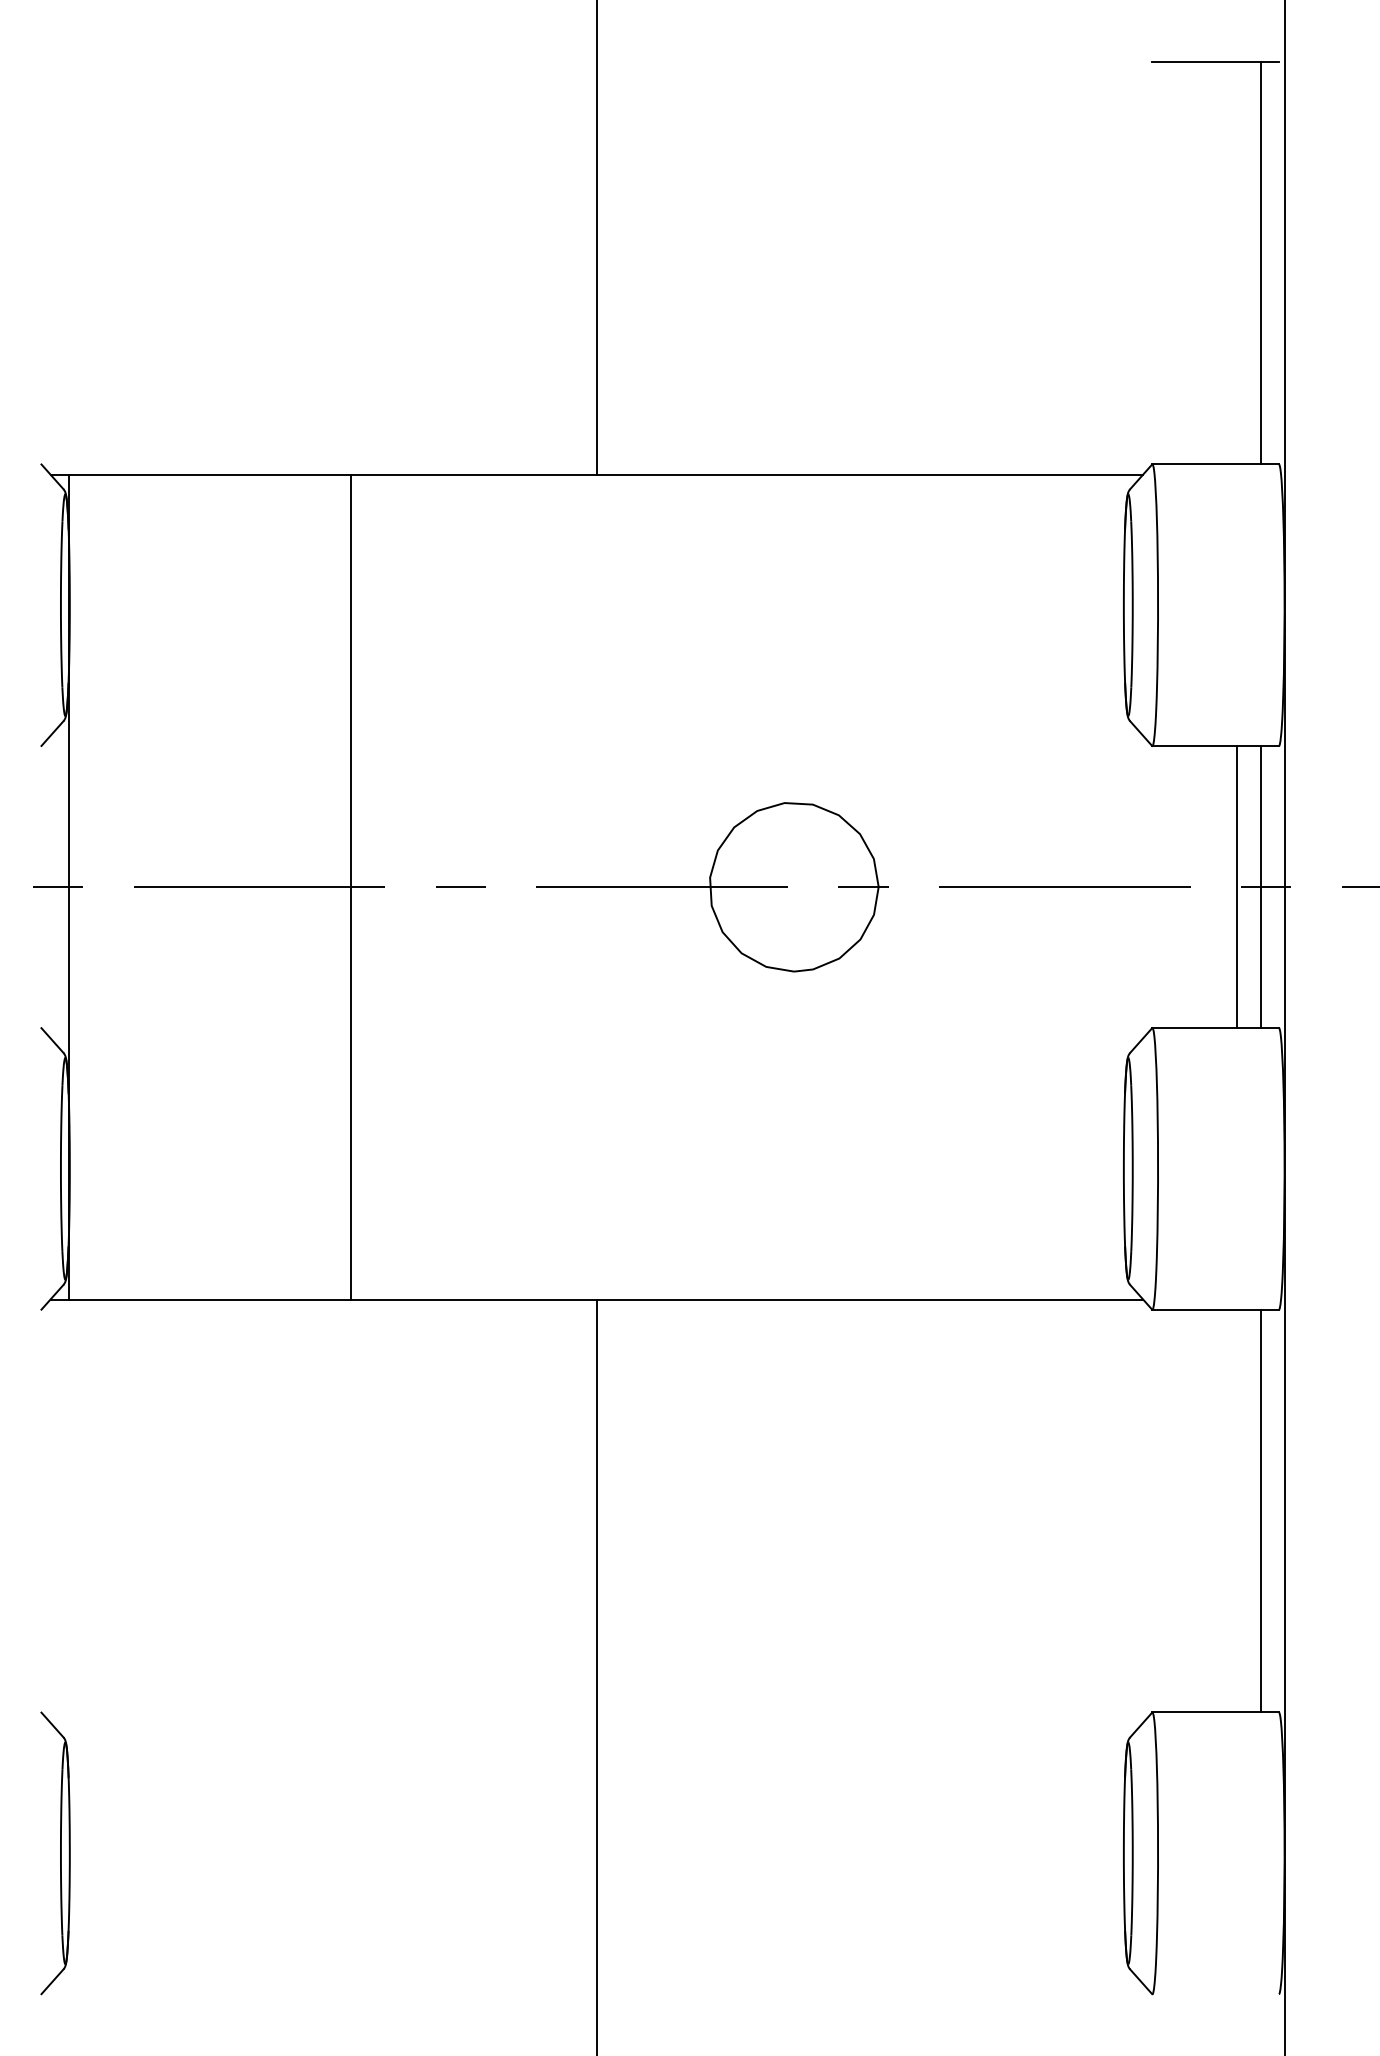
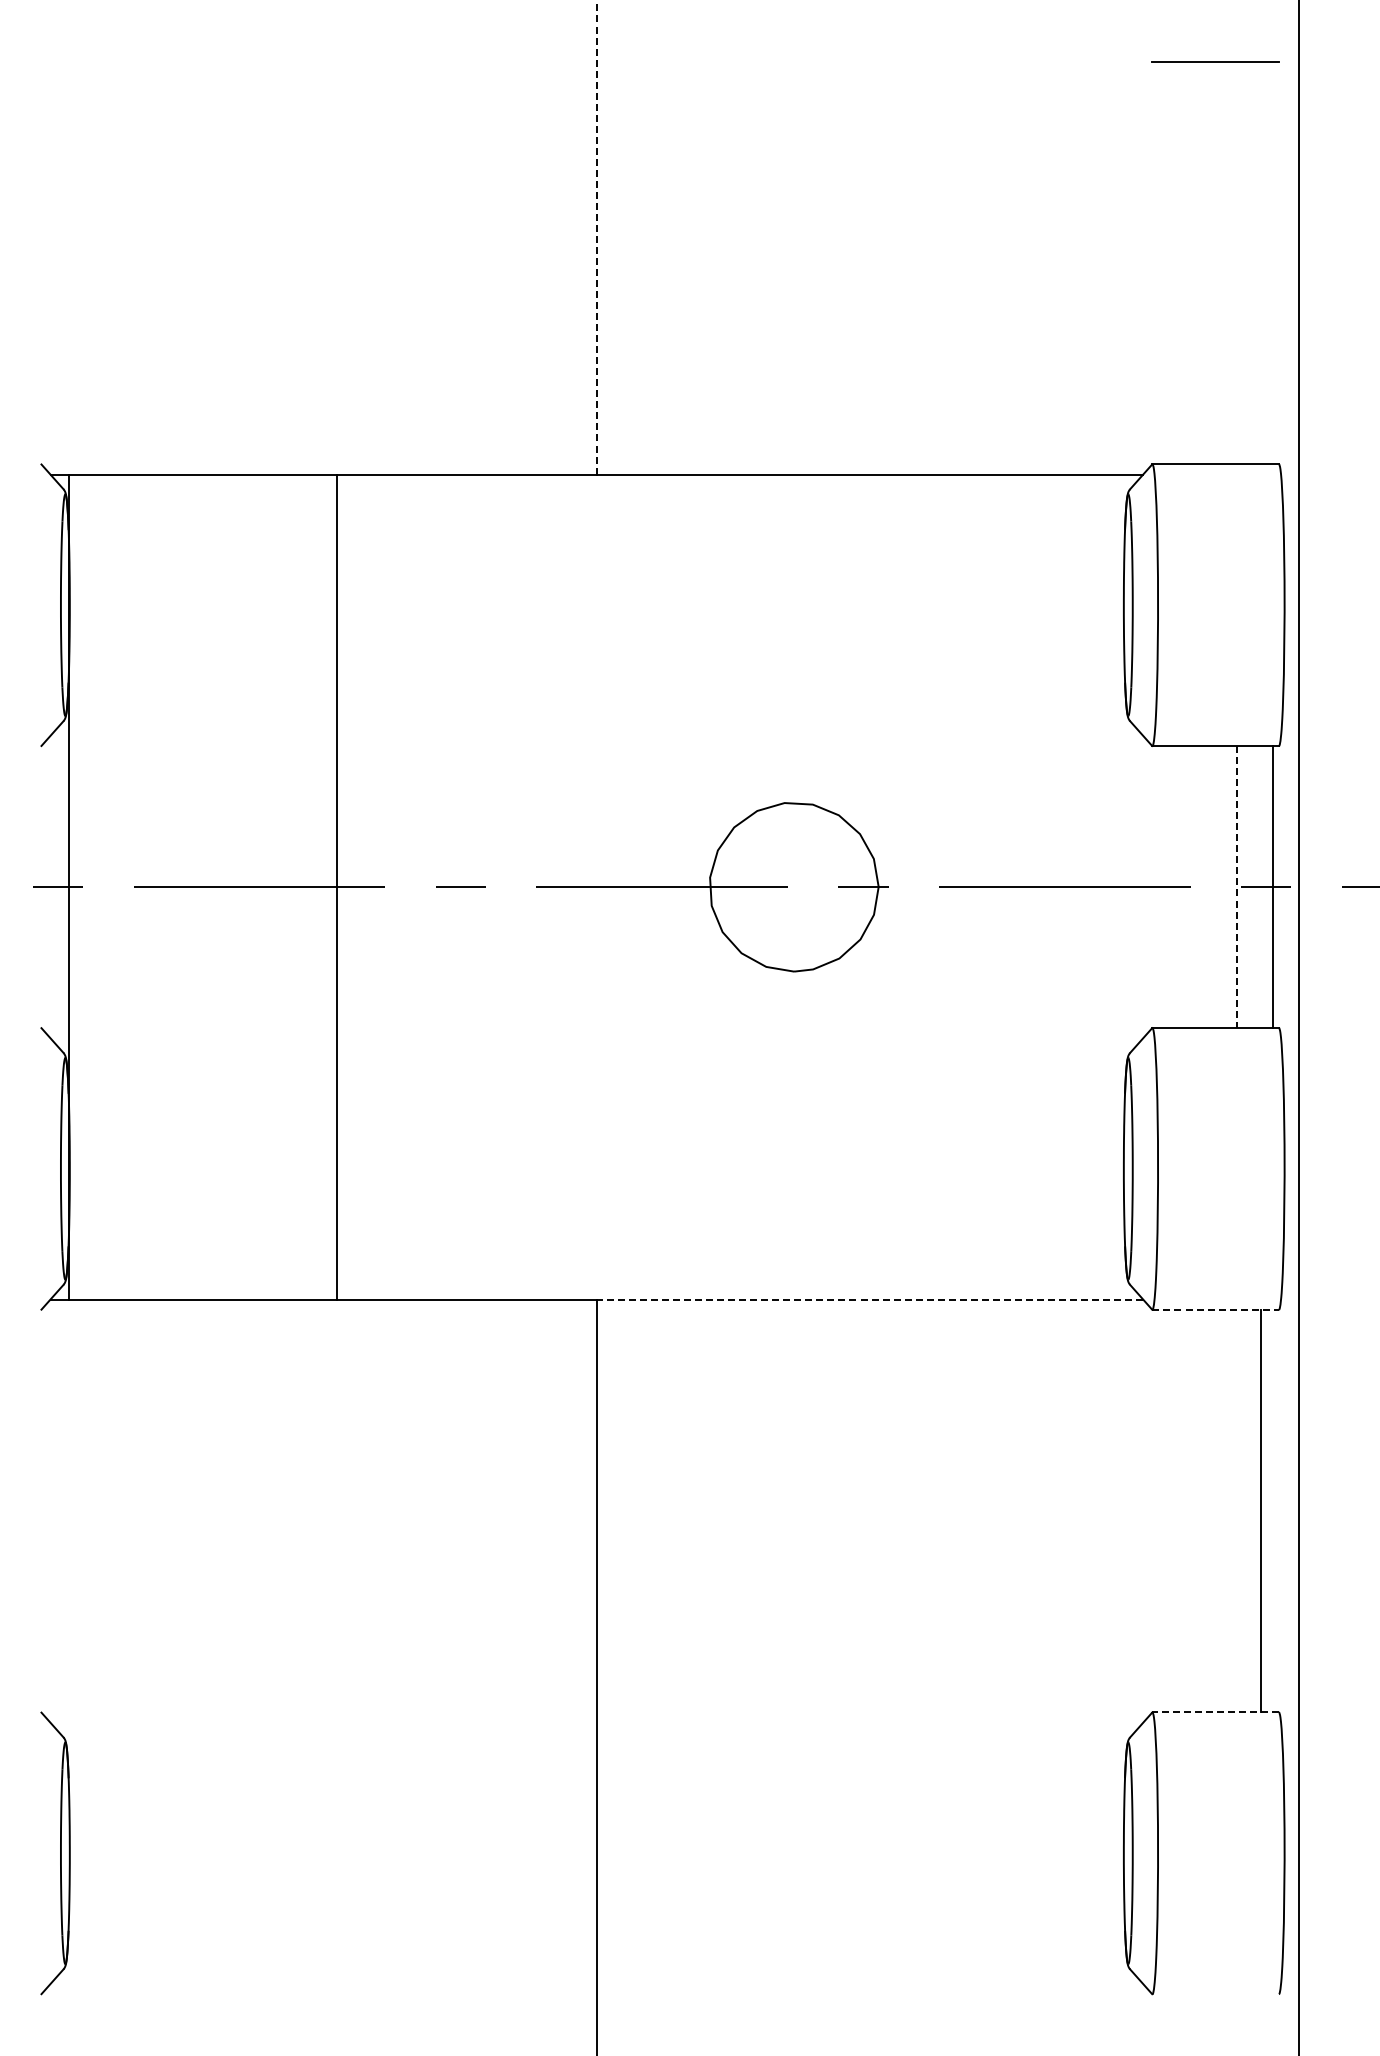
line: solid -> dashed (596, 237)
line: present -> none (1261, 262)
line position: (351, 886) -> (337, 886) (337, 886)
line position: (1261, 886) -> (1273, 886) (1273, 886)
line: solid -> dashed (1237, 887)
line position: (1285, 1027) -> (1299, 1027) (1299, 1027)
line: solid -> dashed (869, 1299)
line: solid -> dashed (1216, 1309)
line: solid -> dashed (1215, 1712)
